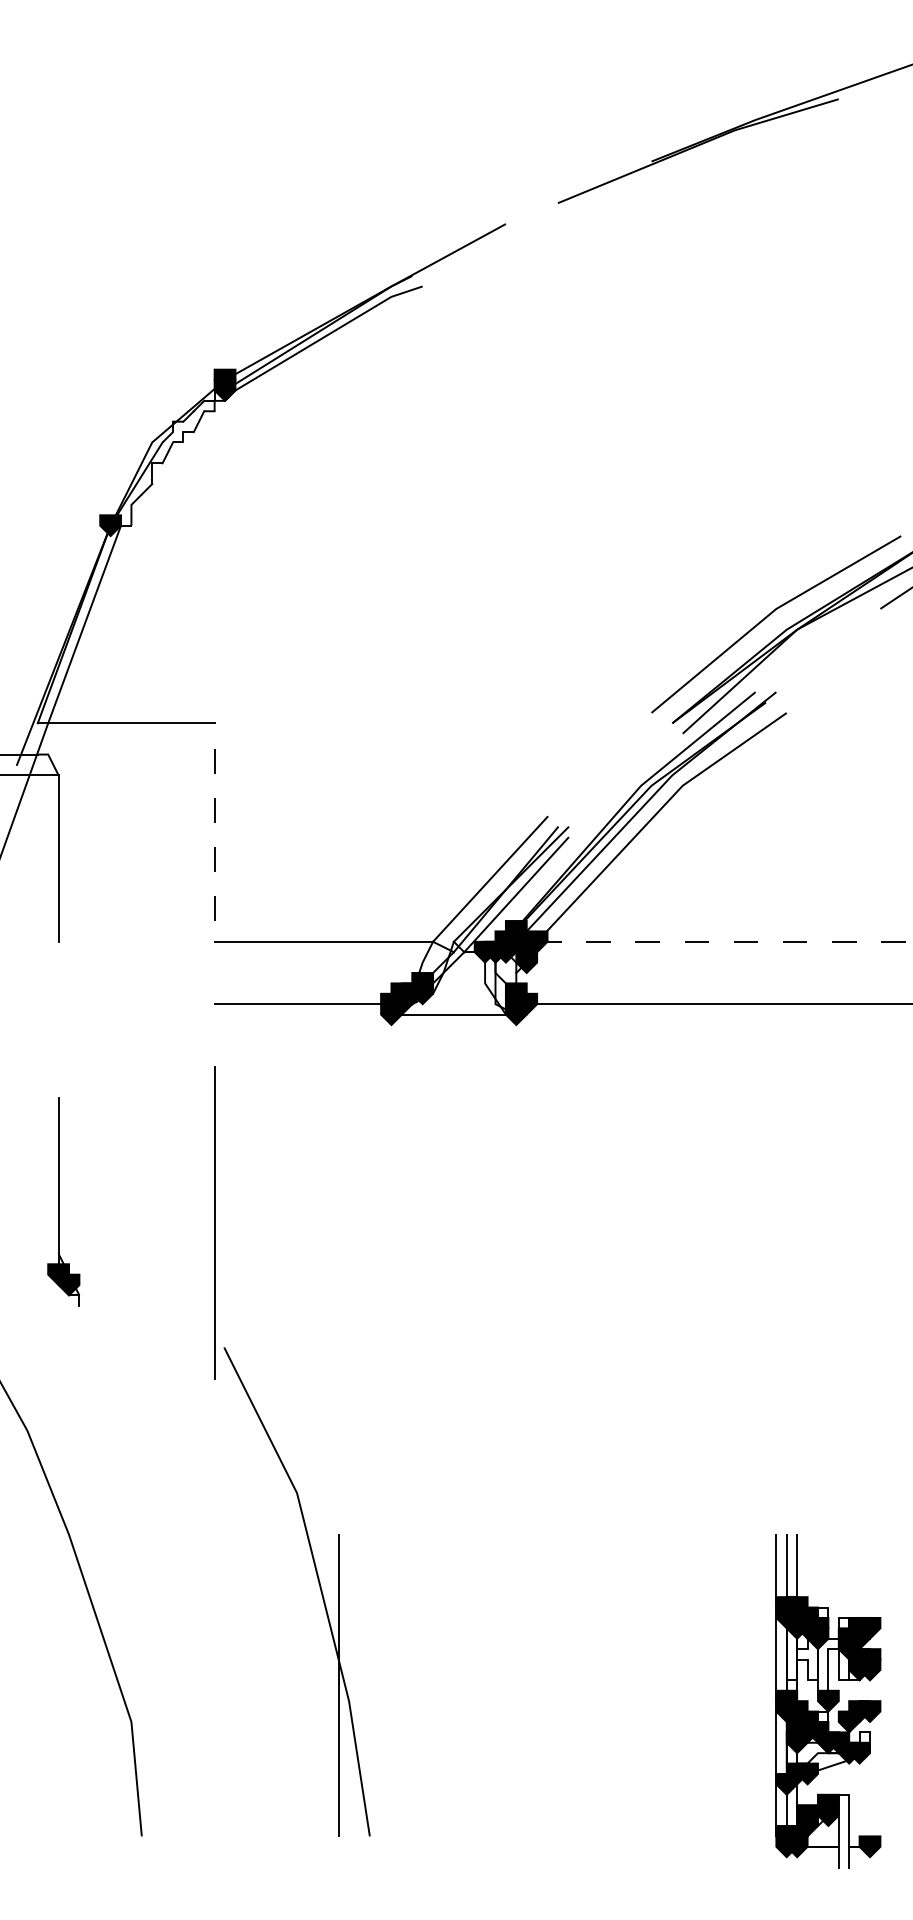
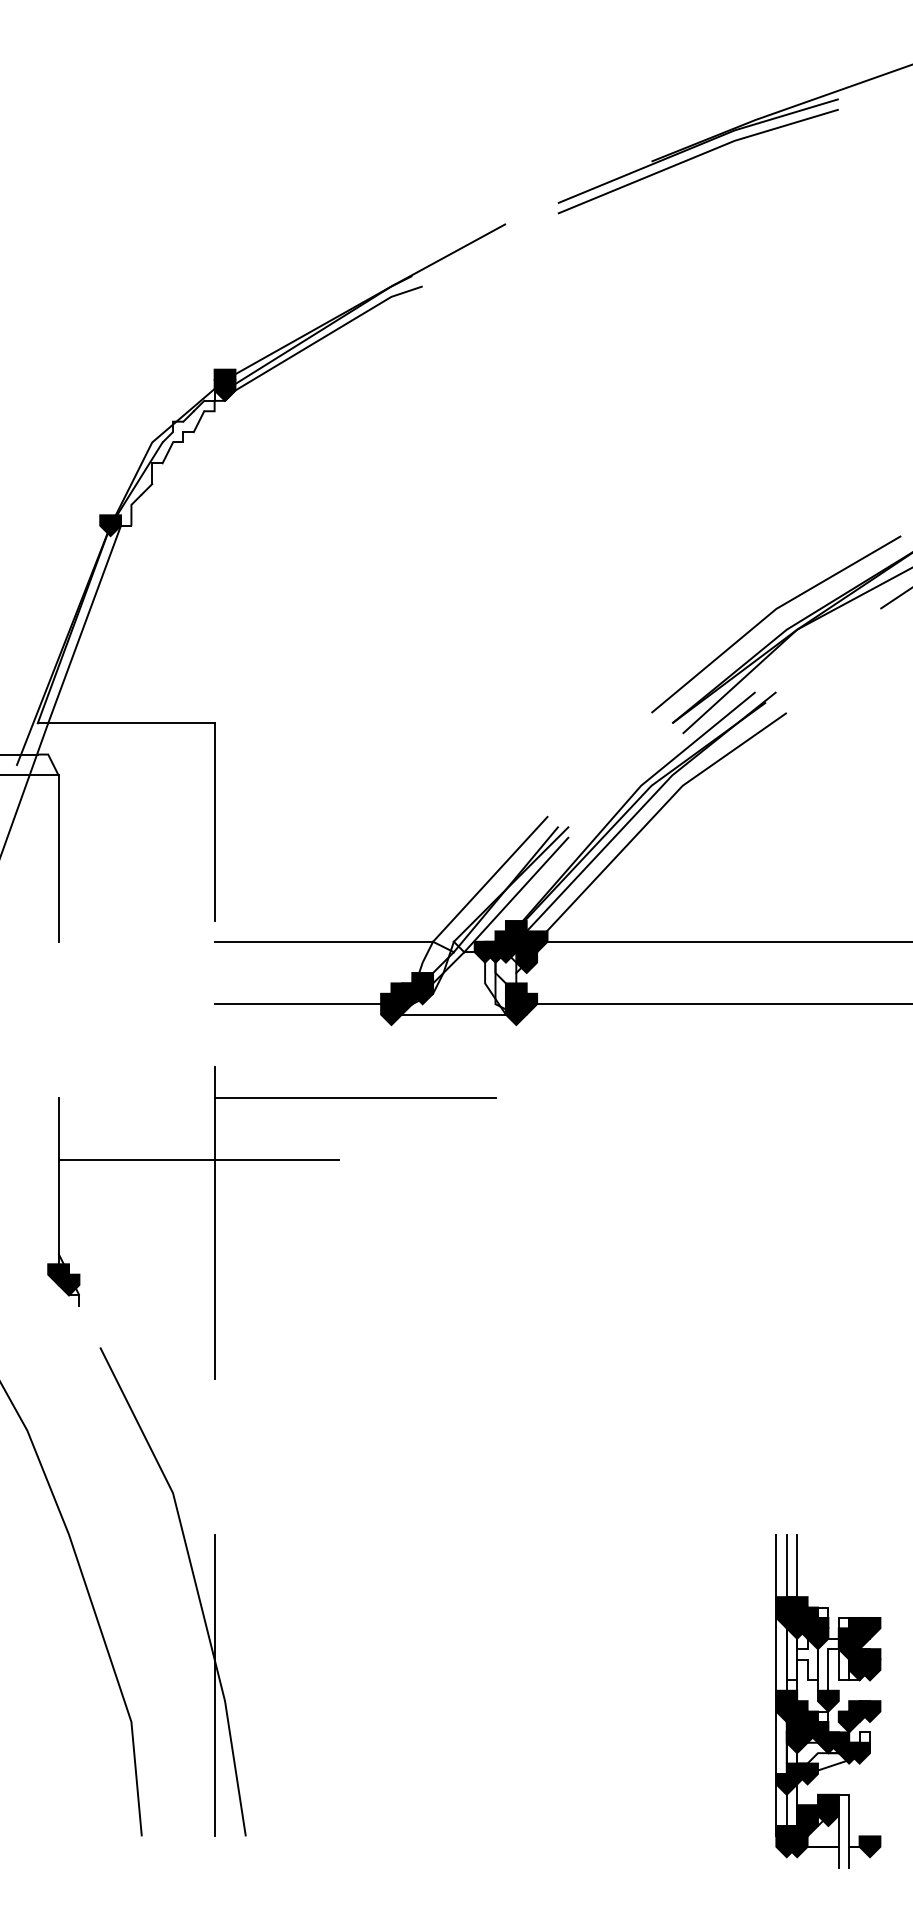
line: none -> present (697, 157)
line: dashed -> solid (214, 822)
line: dashed -> solid (724, 941)
line: none -> present (354, 1097)
line: none -> present (198, 1160)
part position: (319, 1587) -> (195, 1587) (195, 1587)
